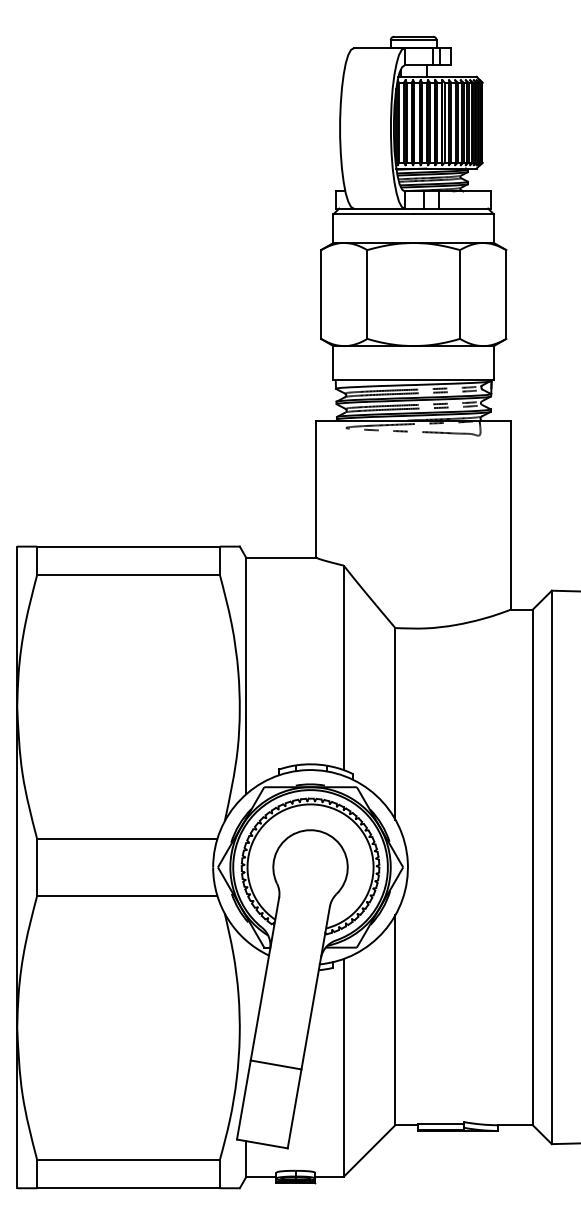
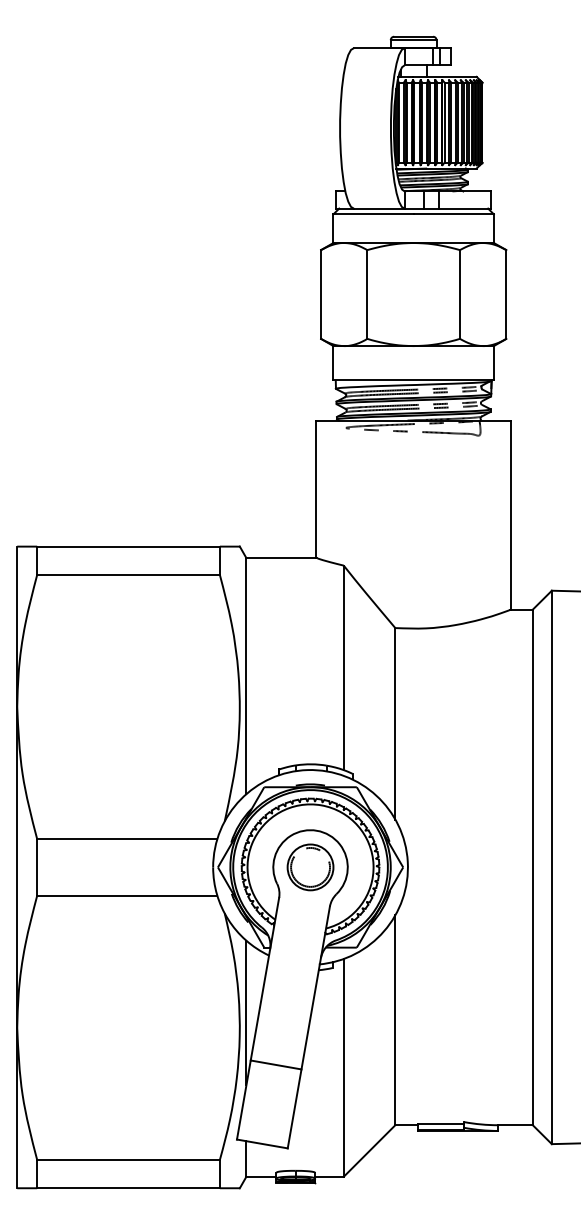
part: none -> present (310, 867)
line: none -> present (246, 1012)
